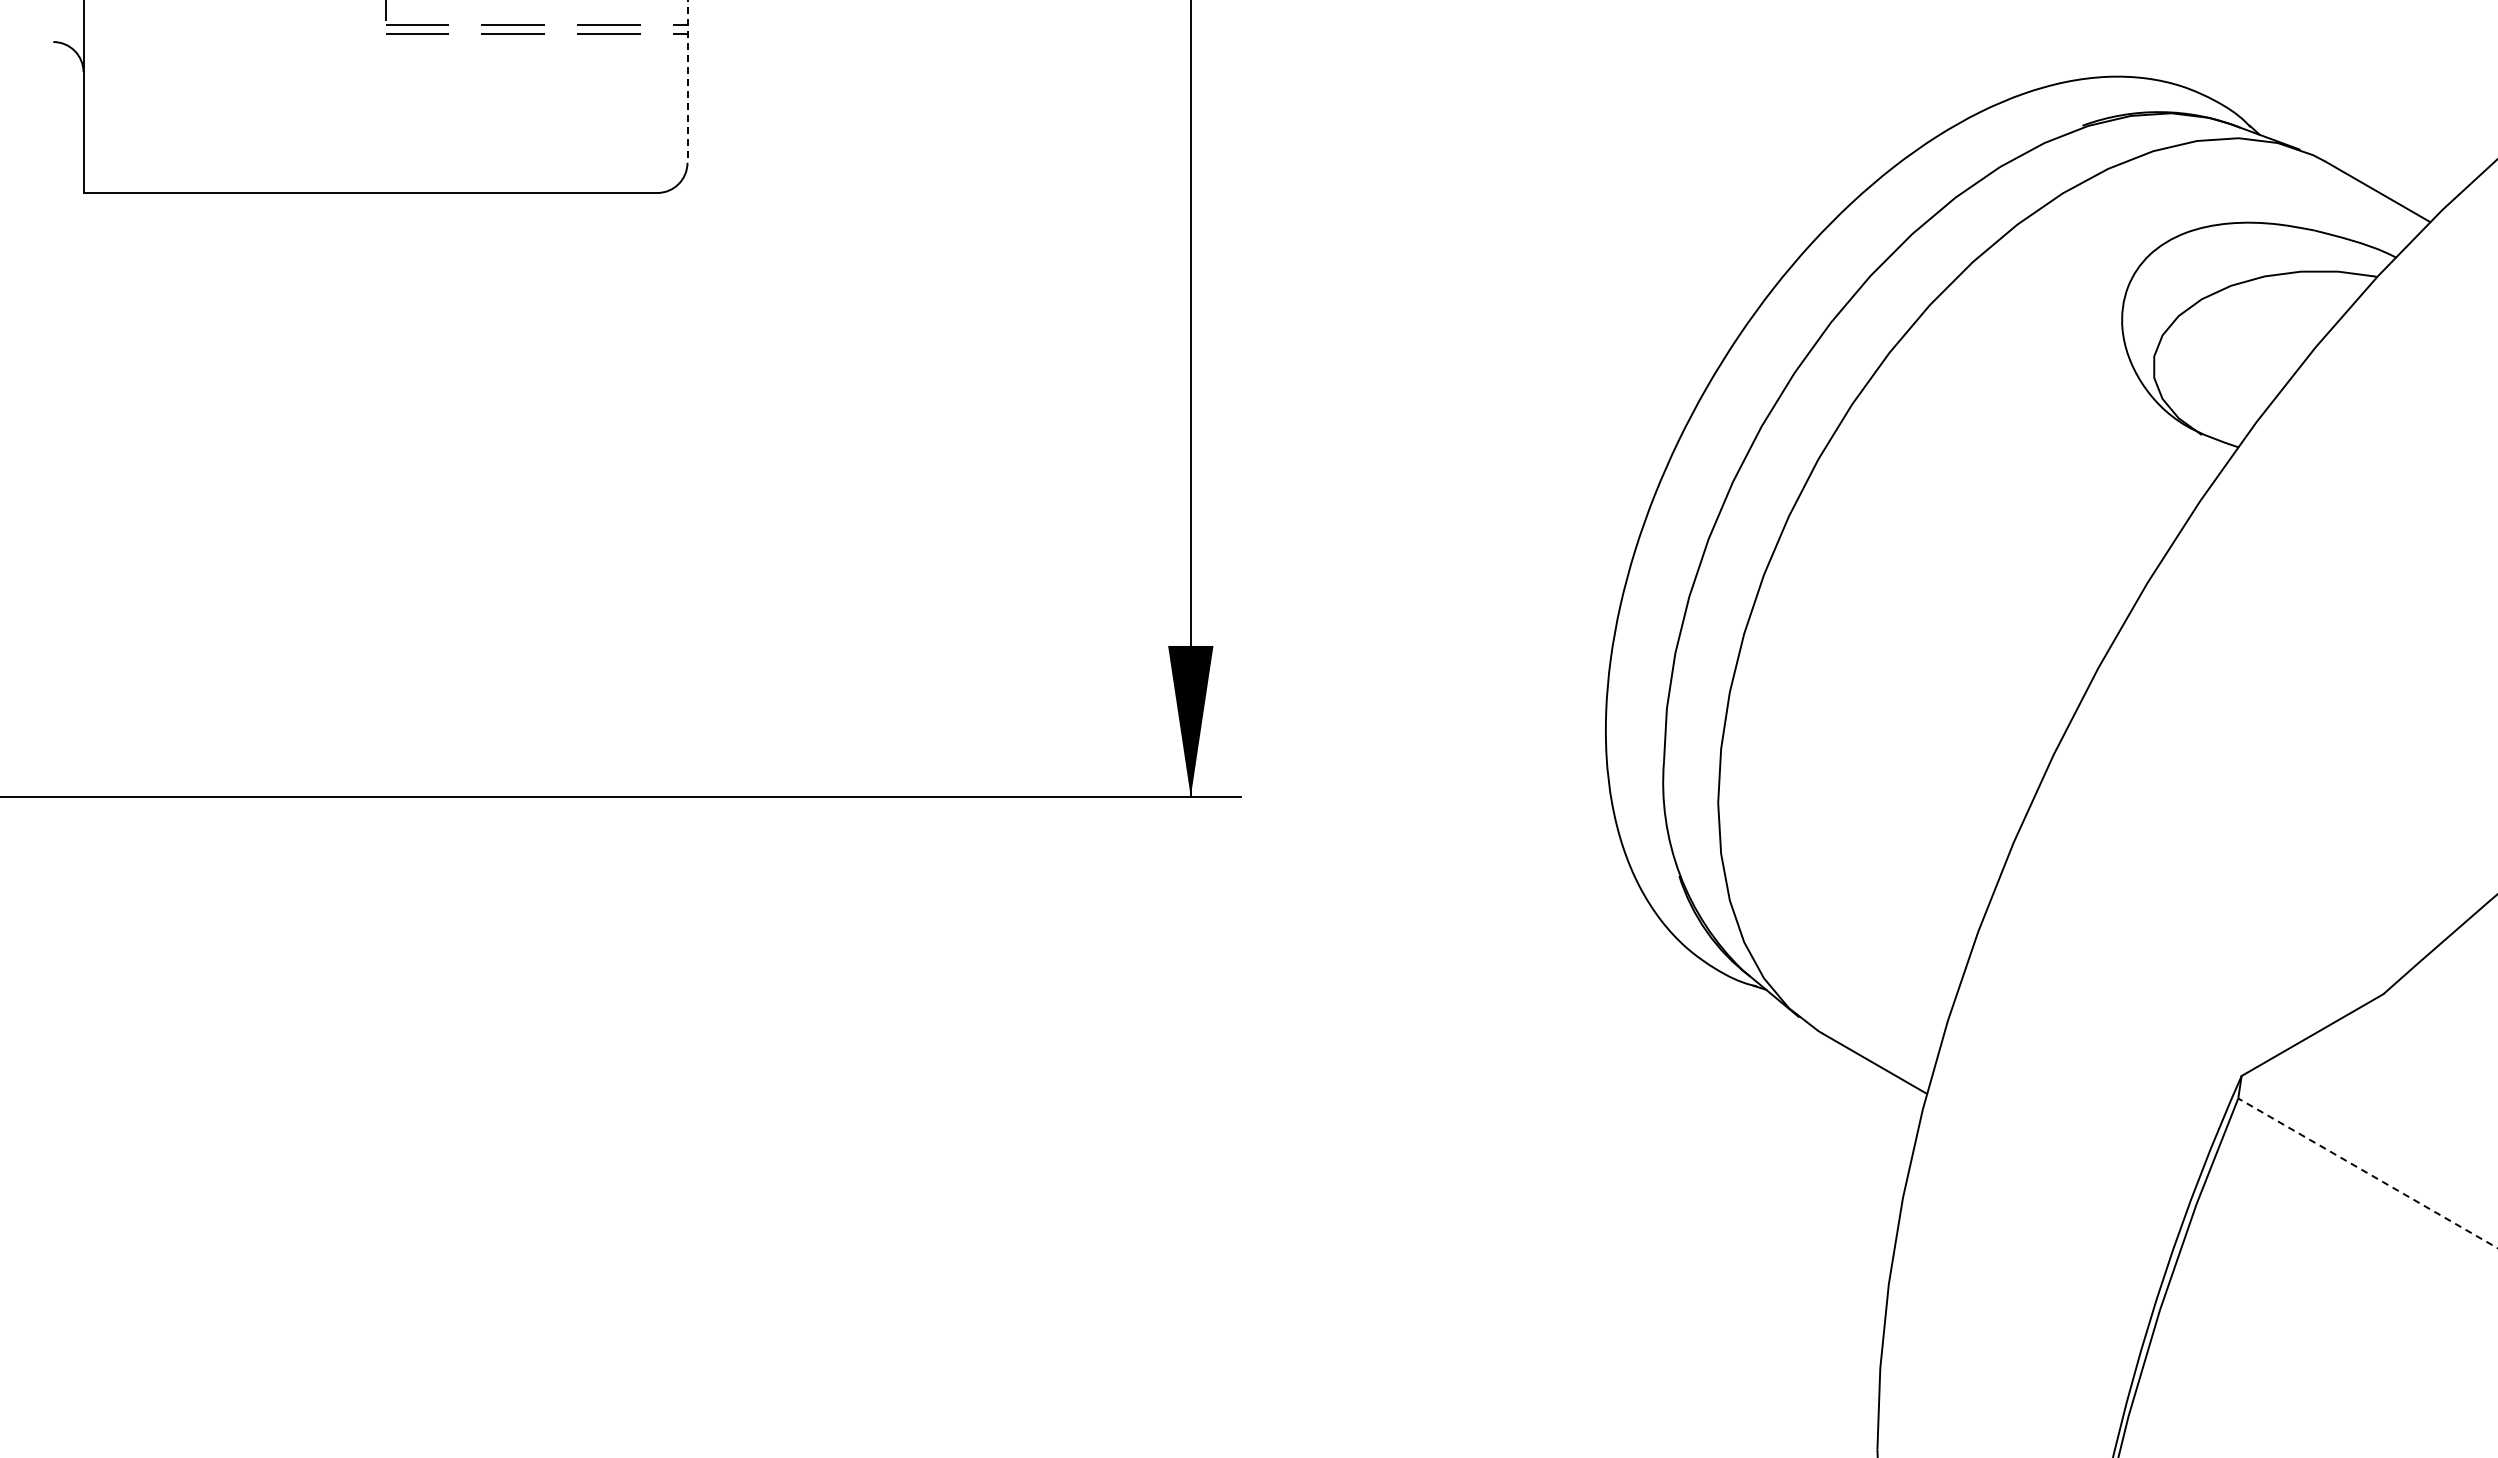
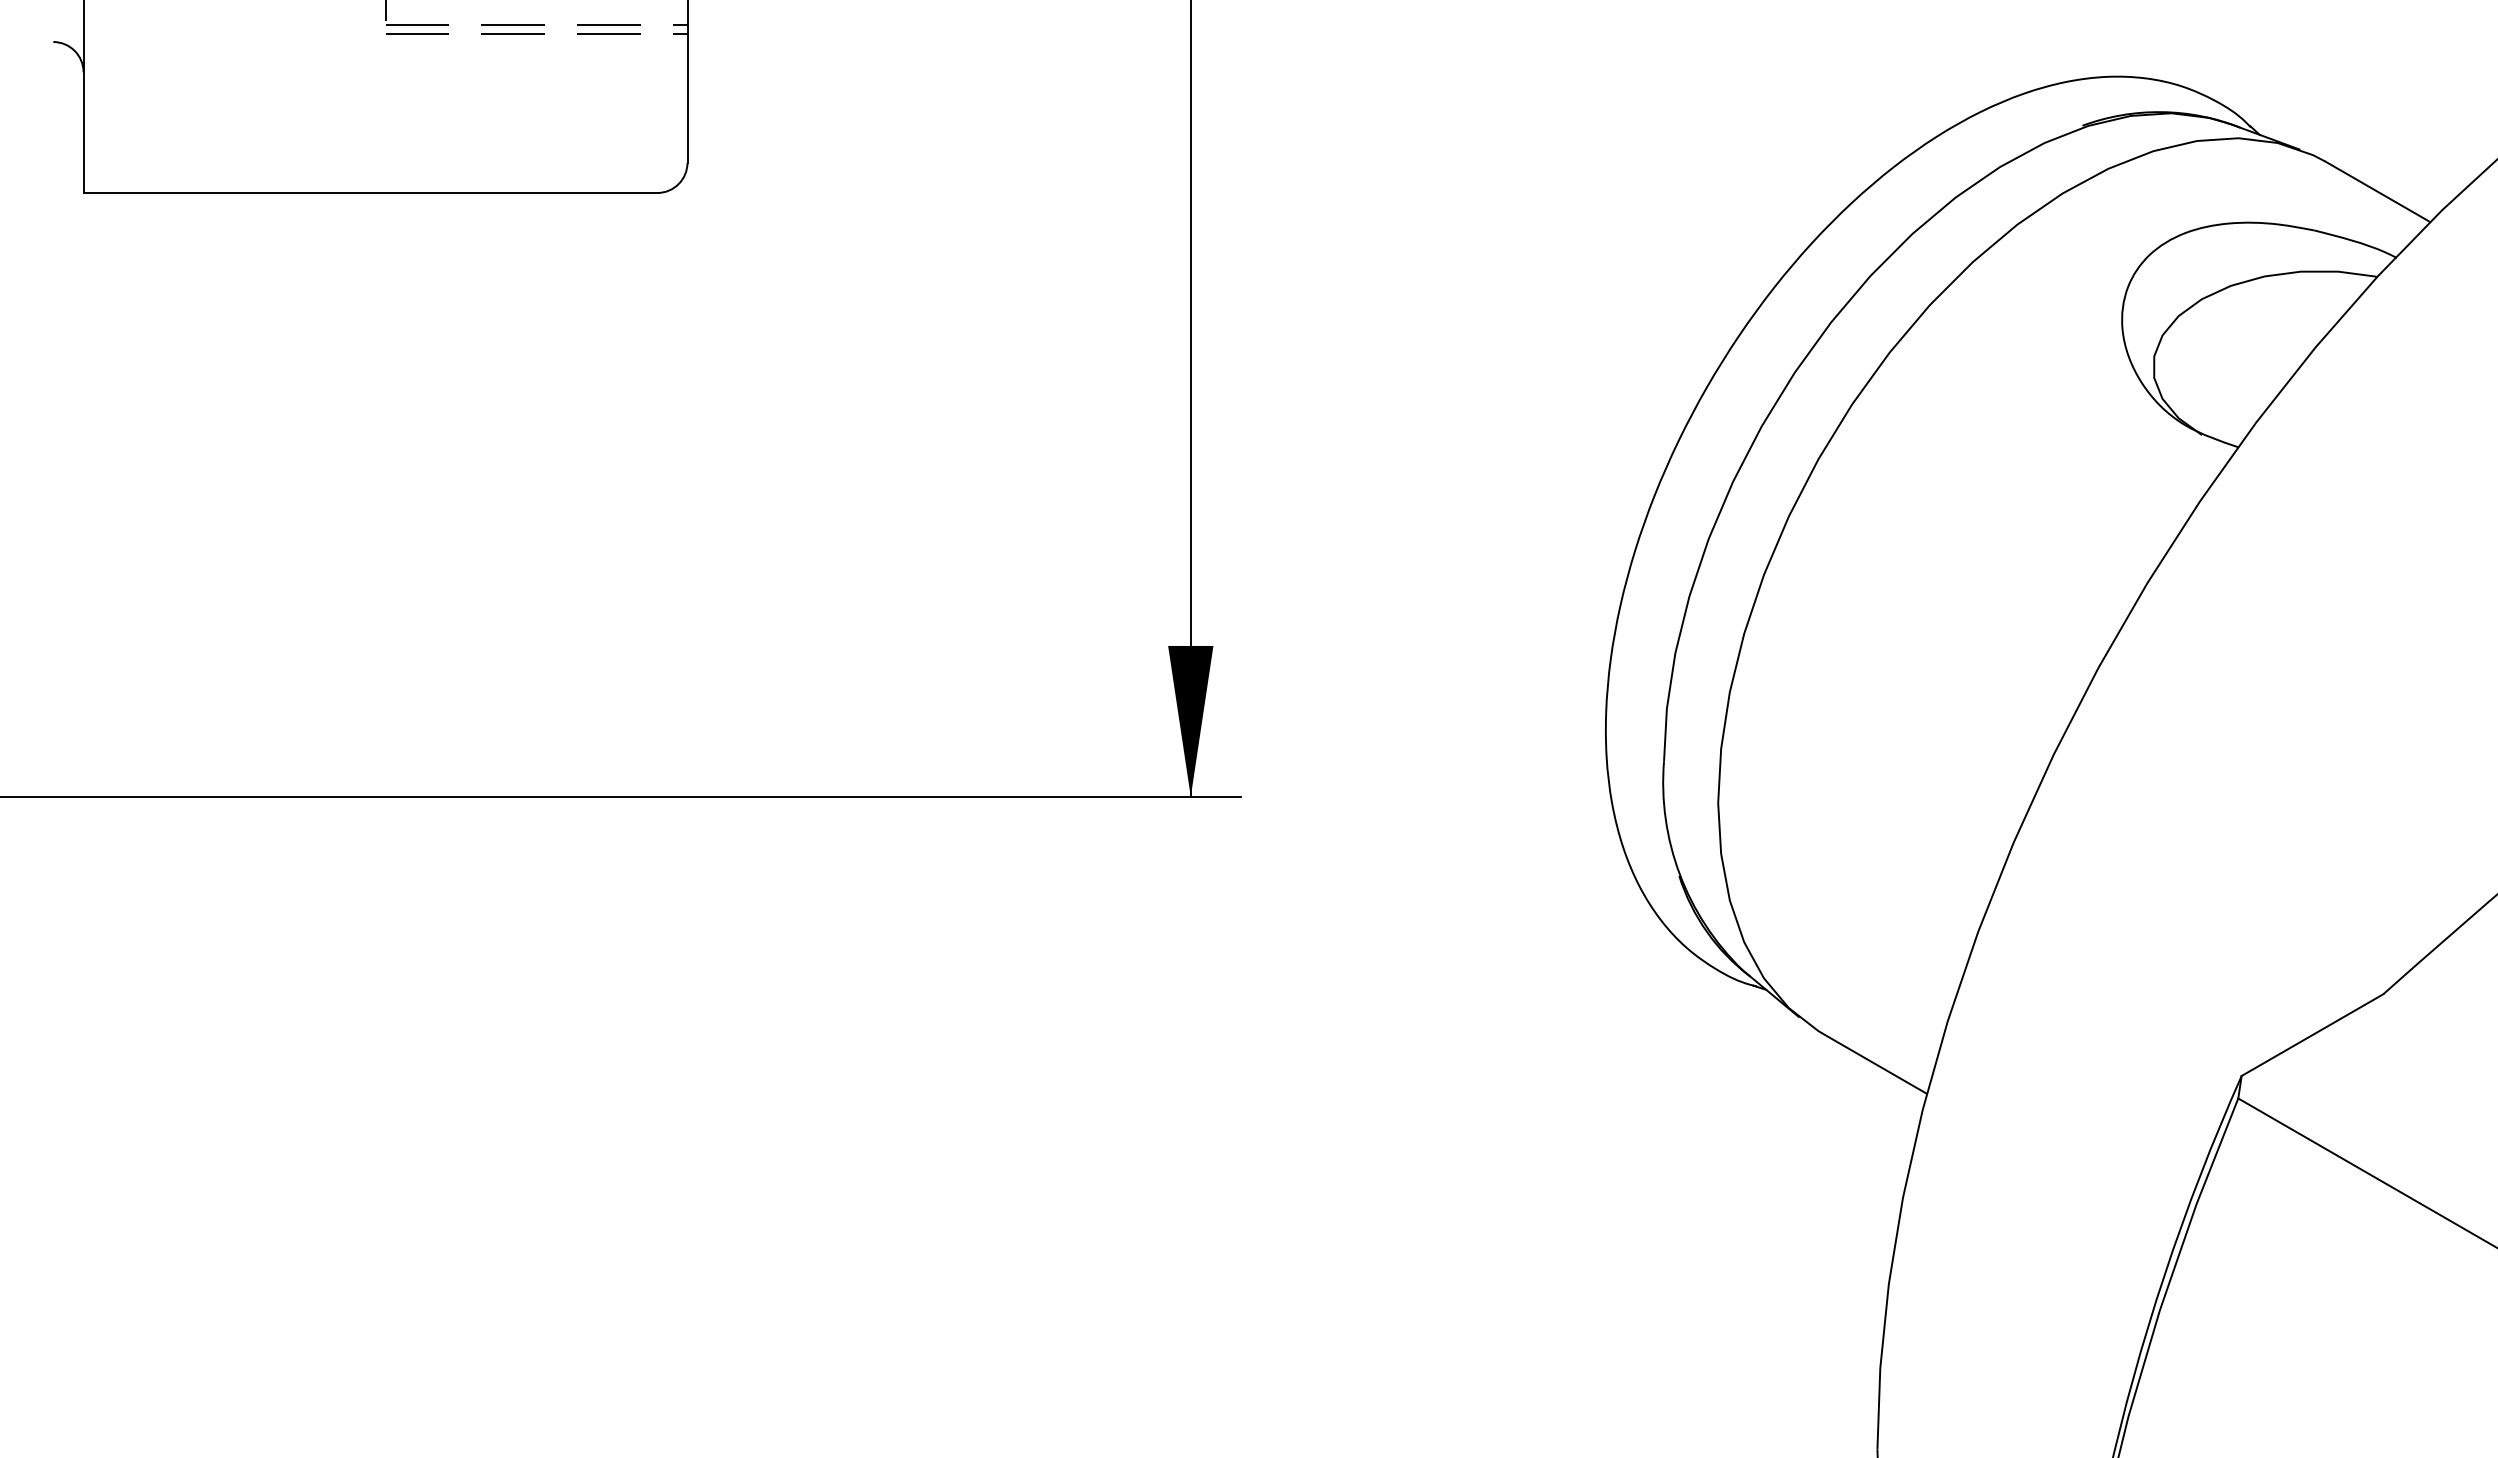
line: dashed -> solid (687, 81)
line: dashed -> solid (2367, 1172)
